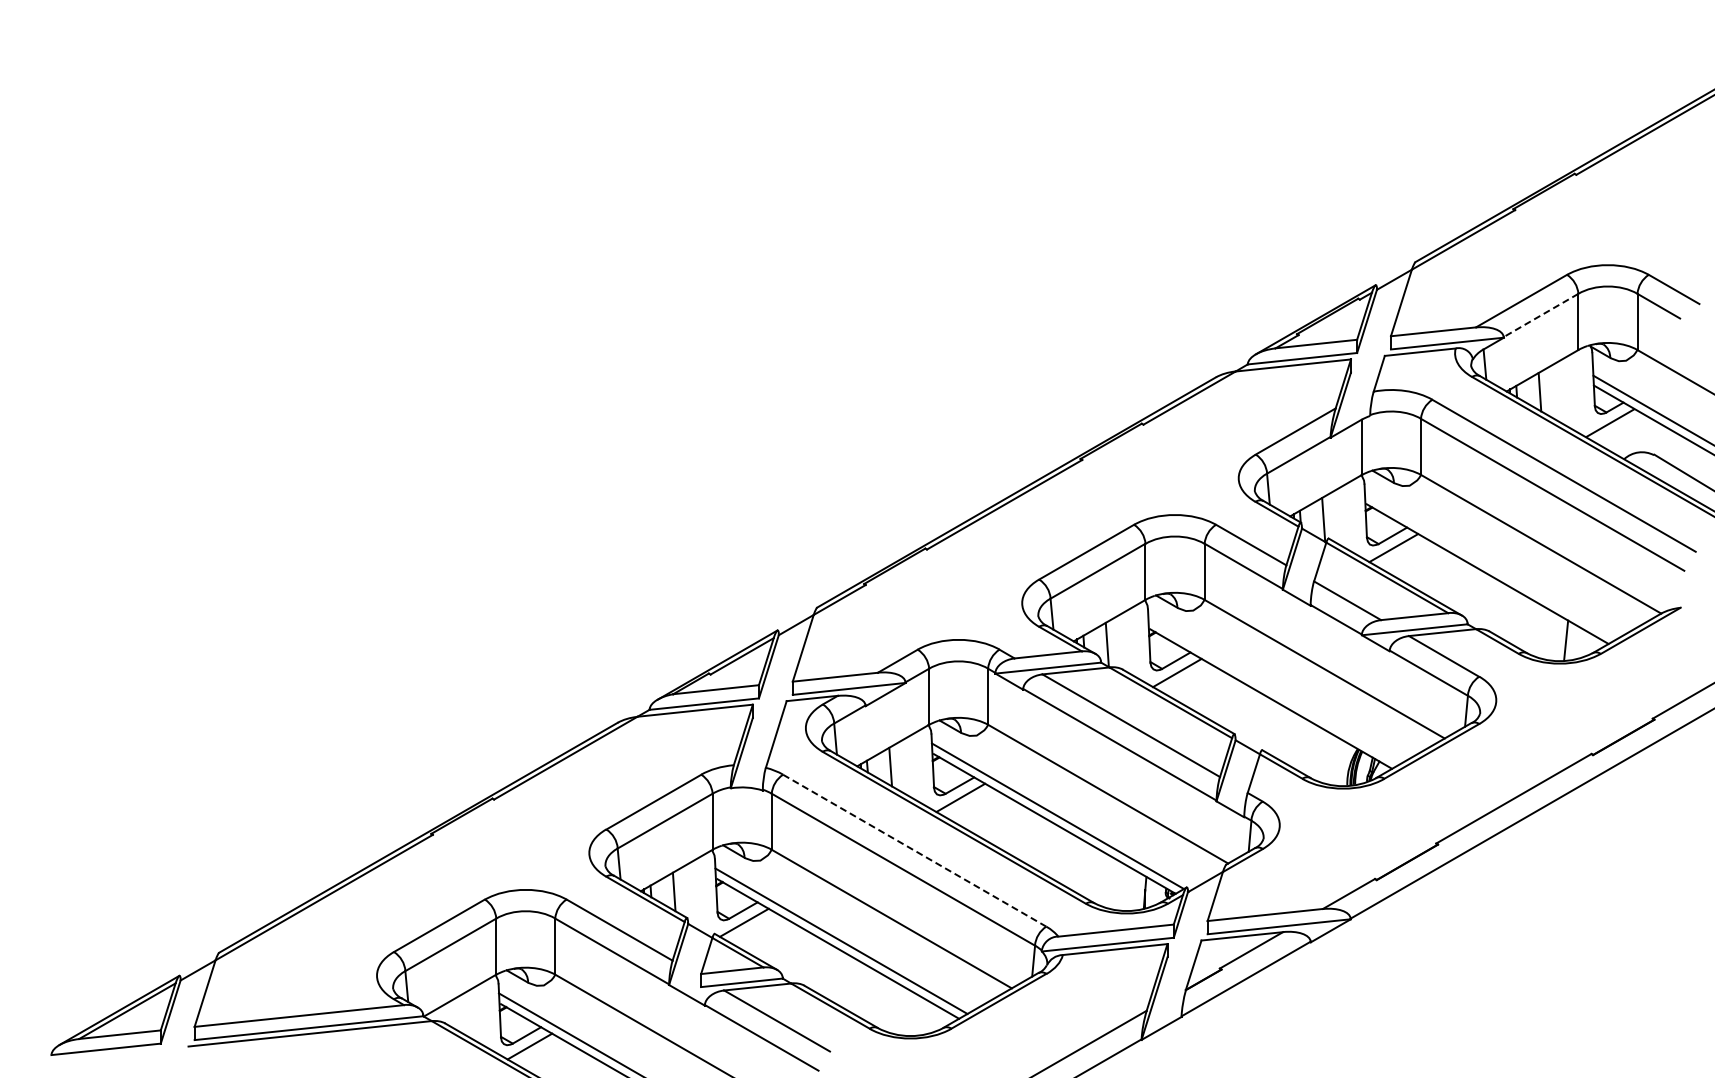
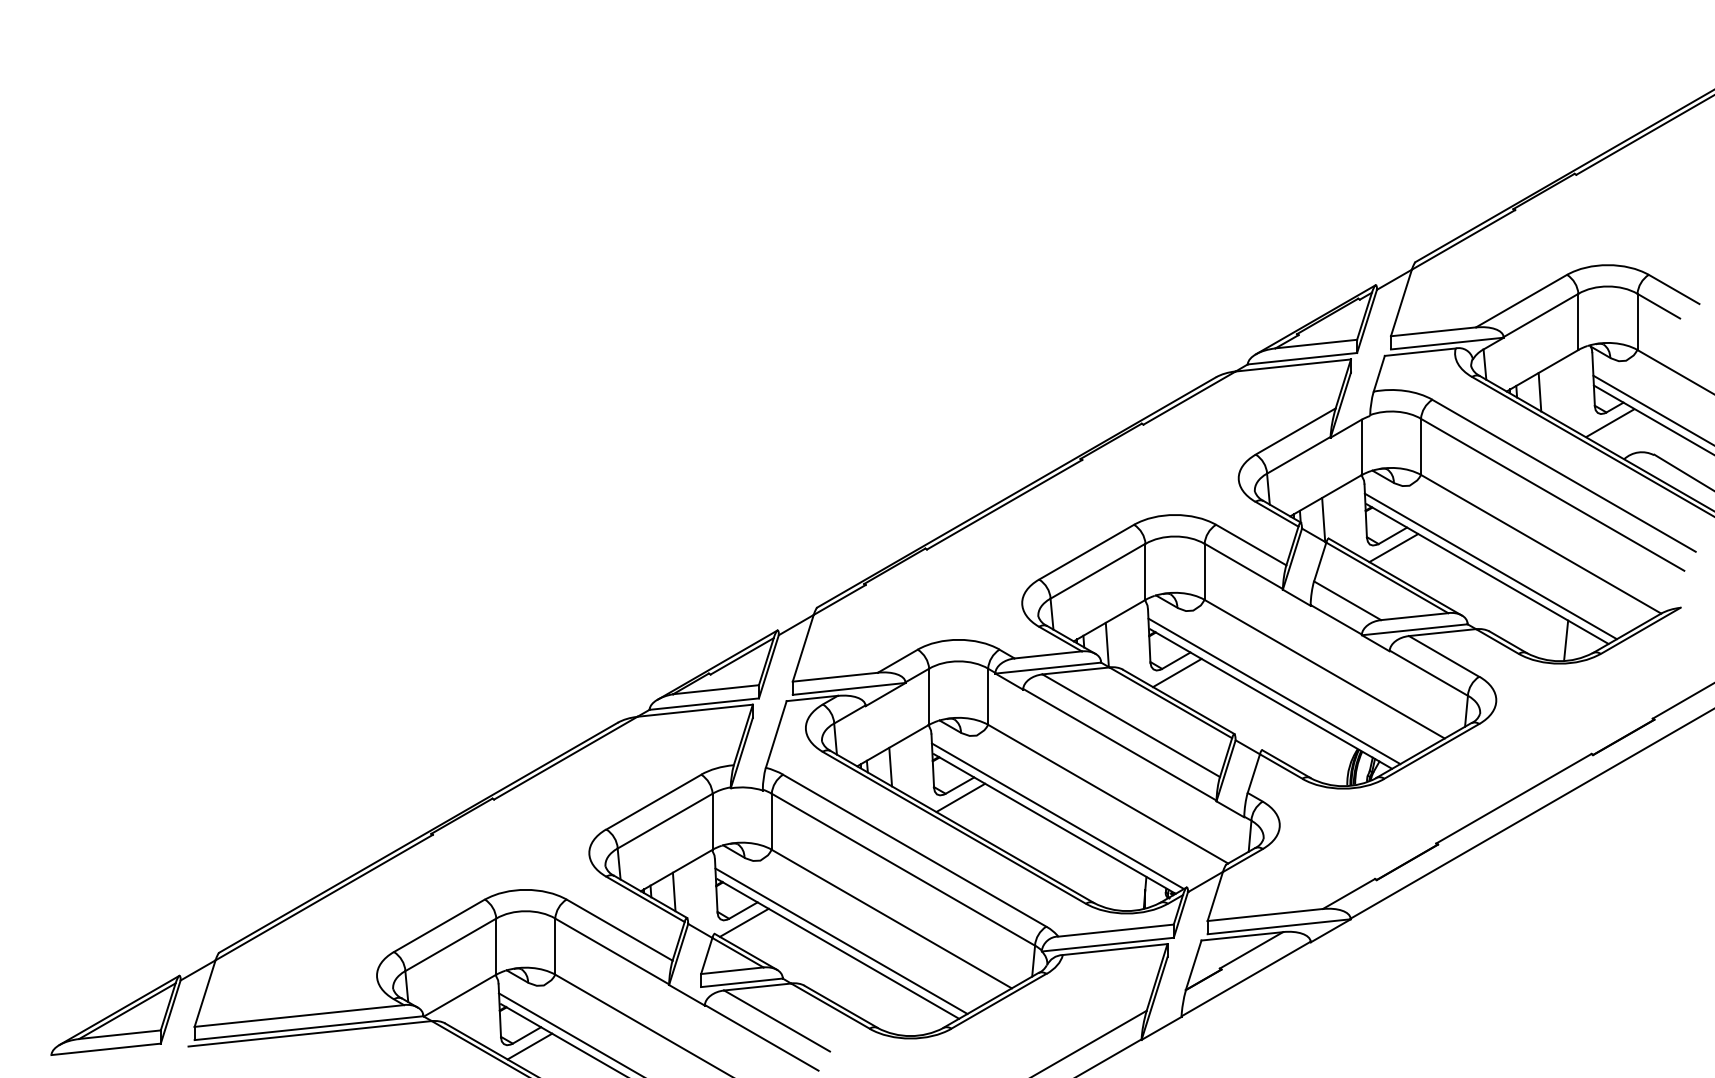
line: dashed -> solid (1540, 315)
line: none -> present (1490, 566)
line: none -> present (1274, 691)
line: dashed -> solid (914, 850)
